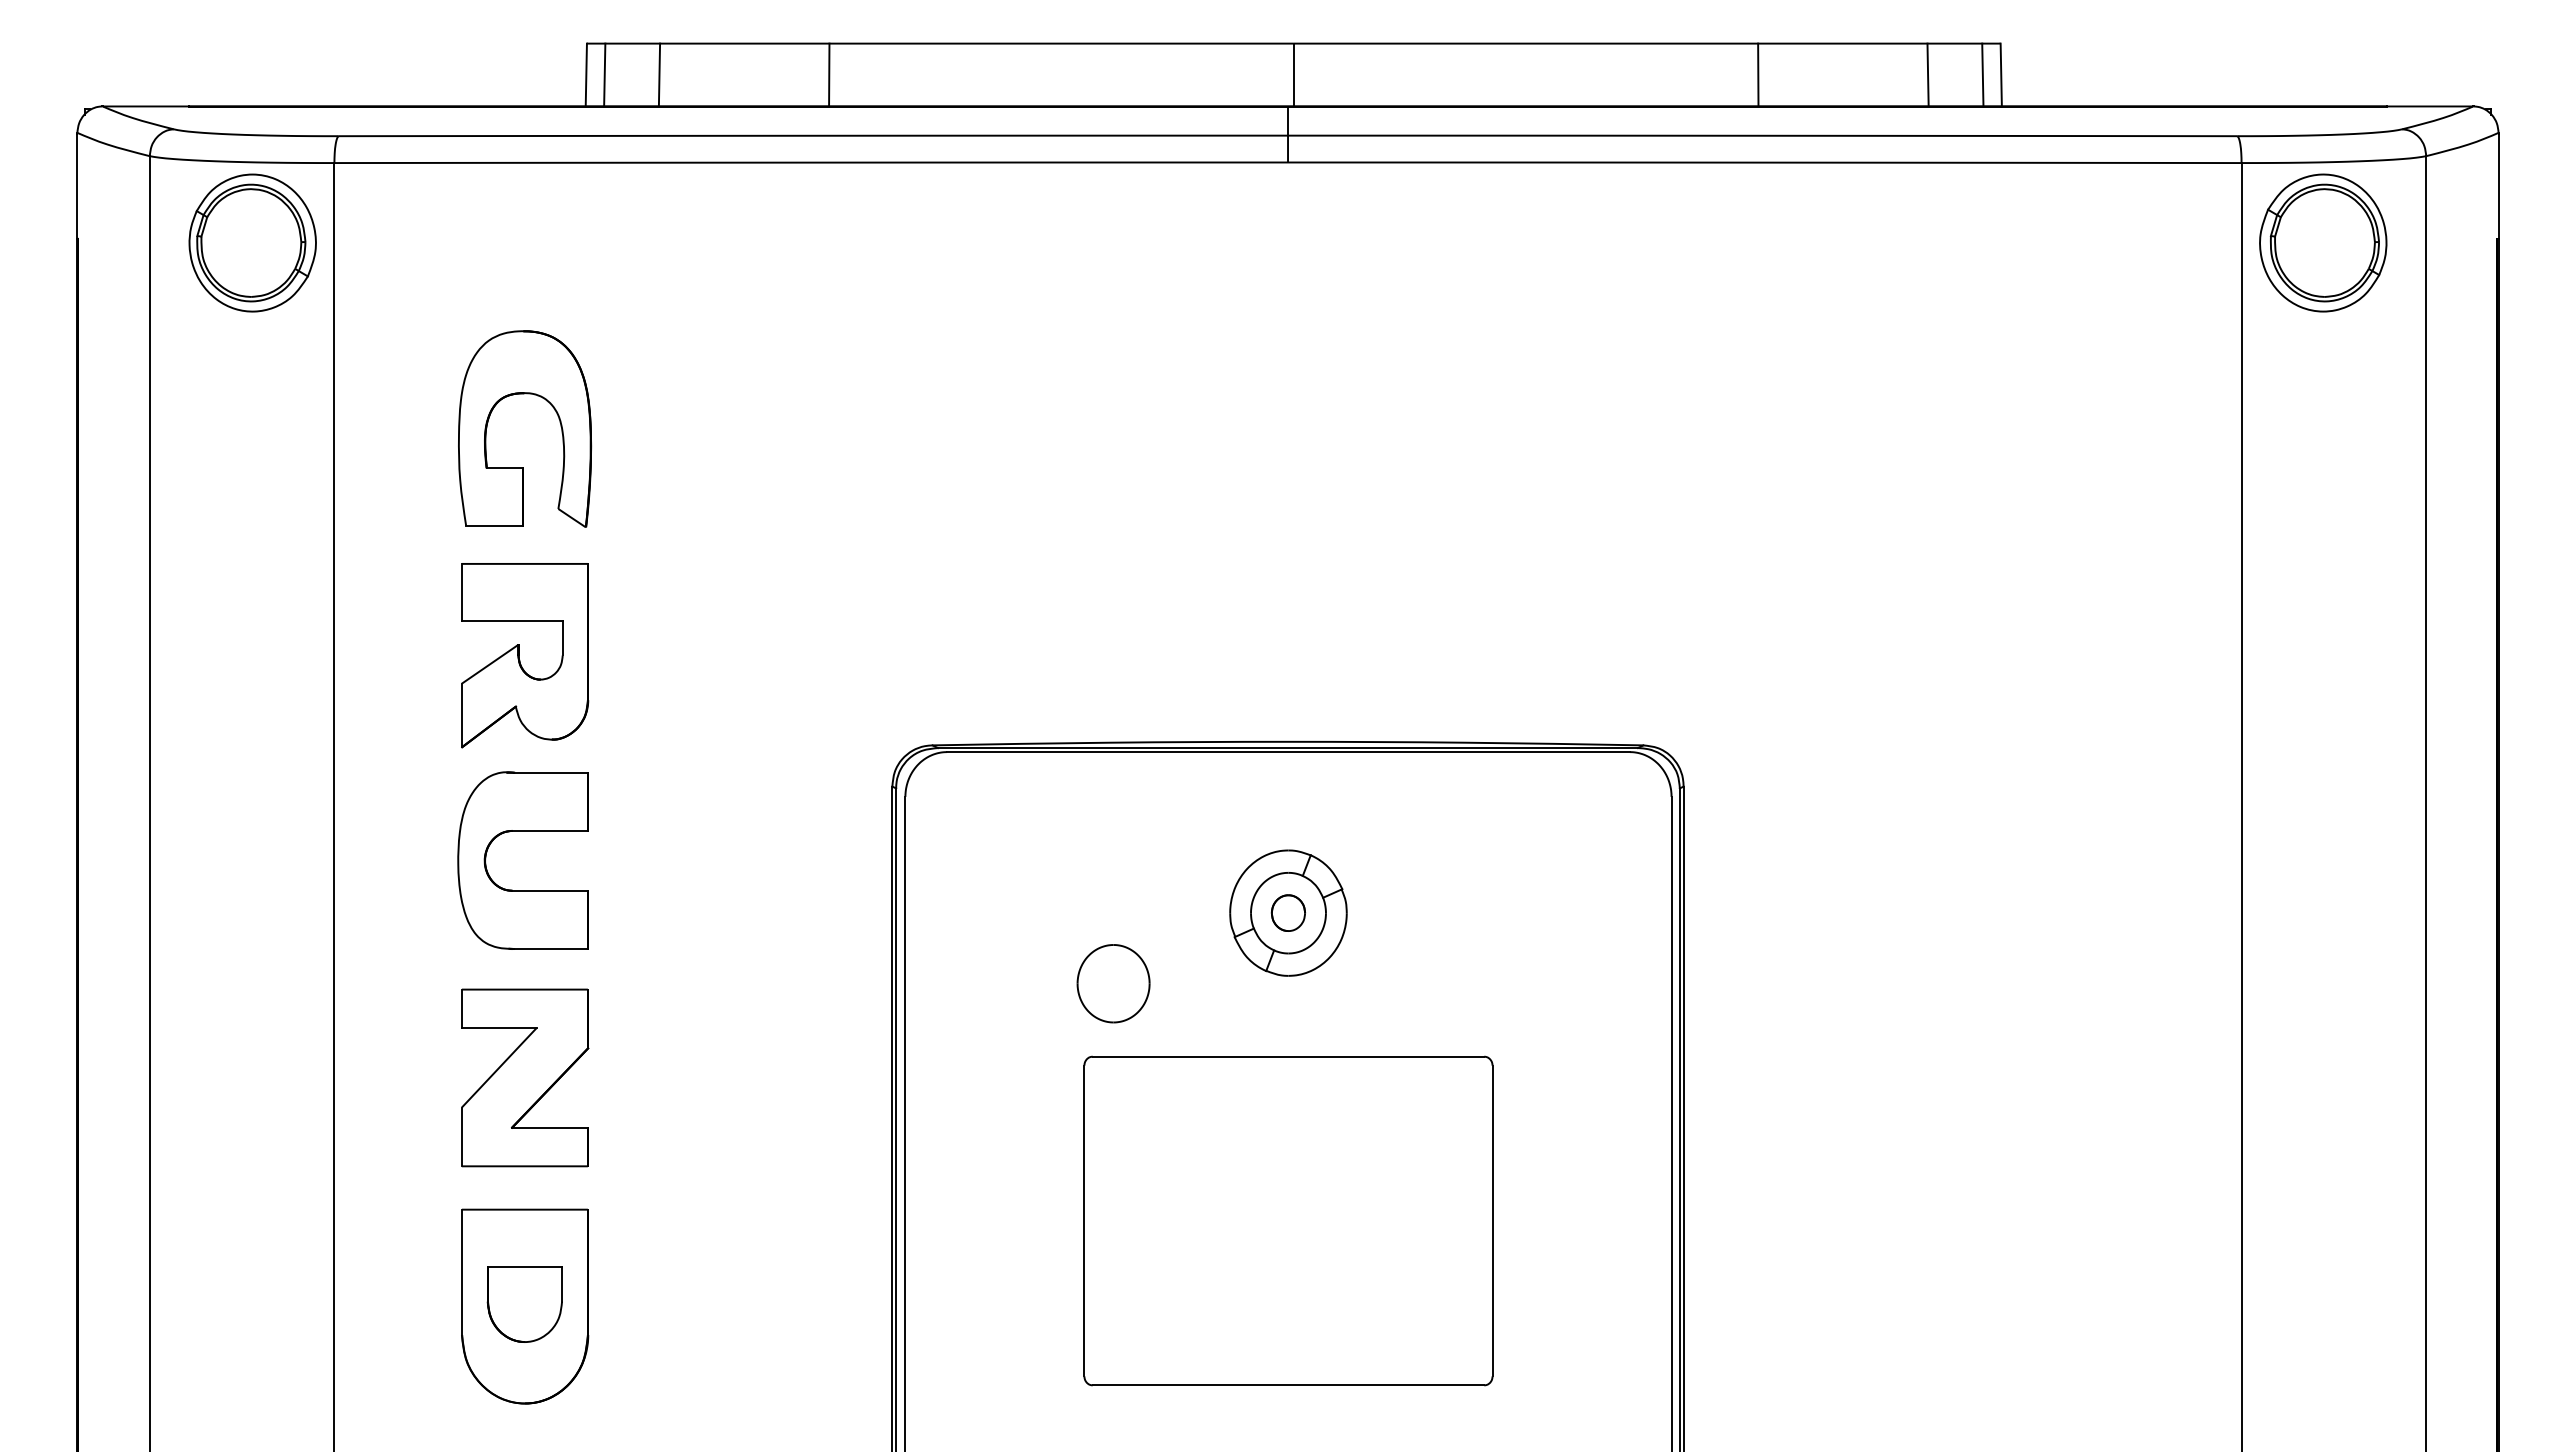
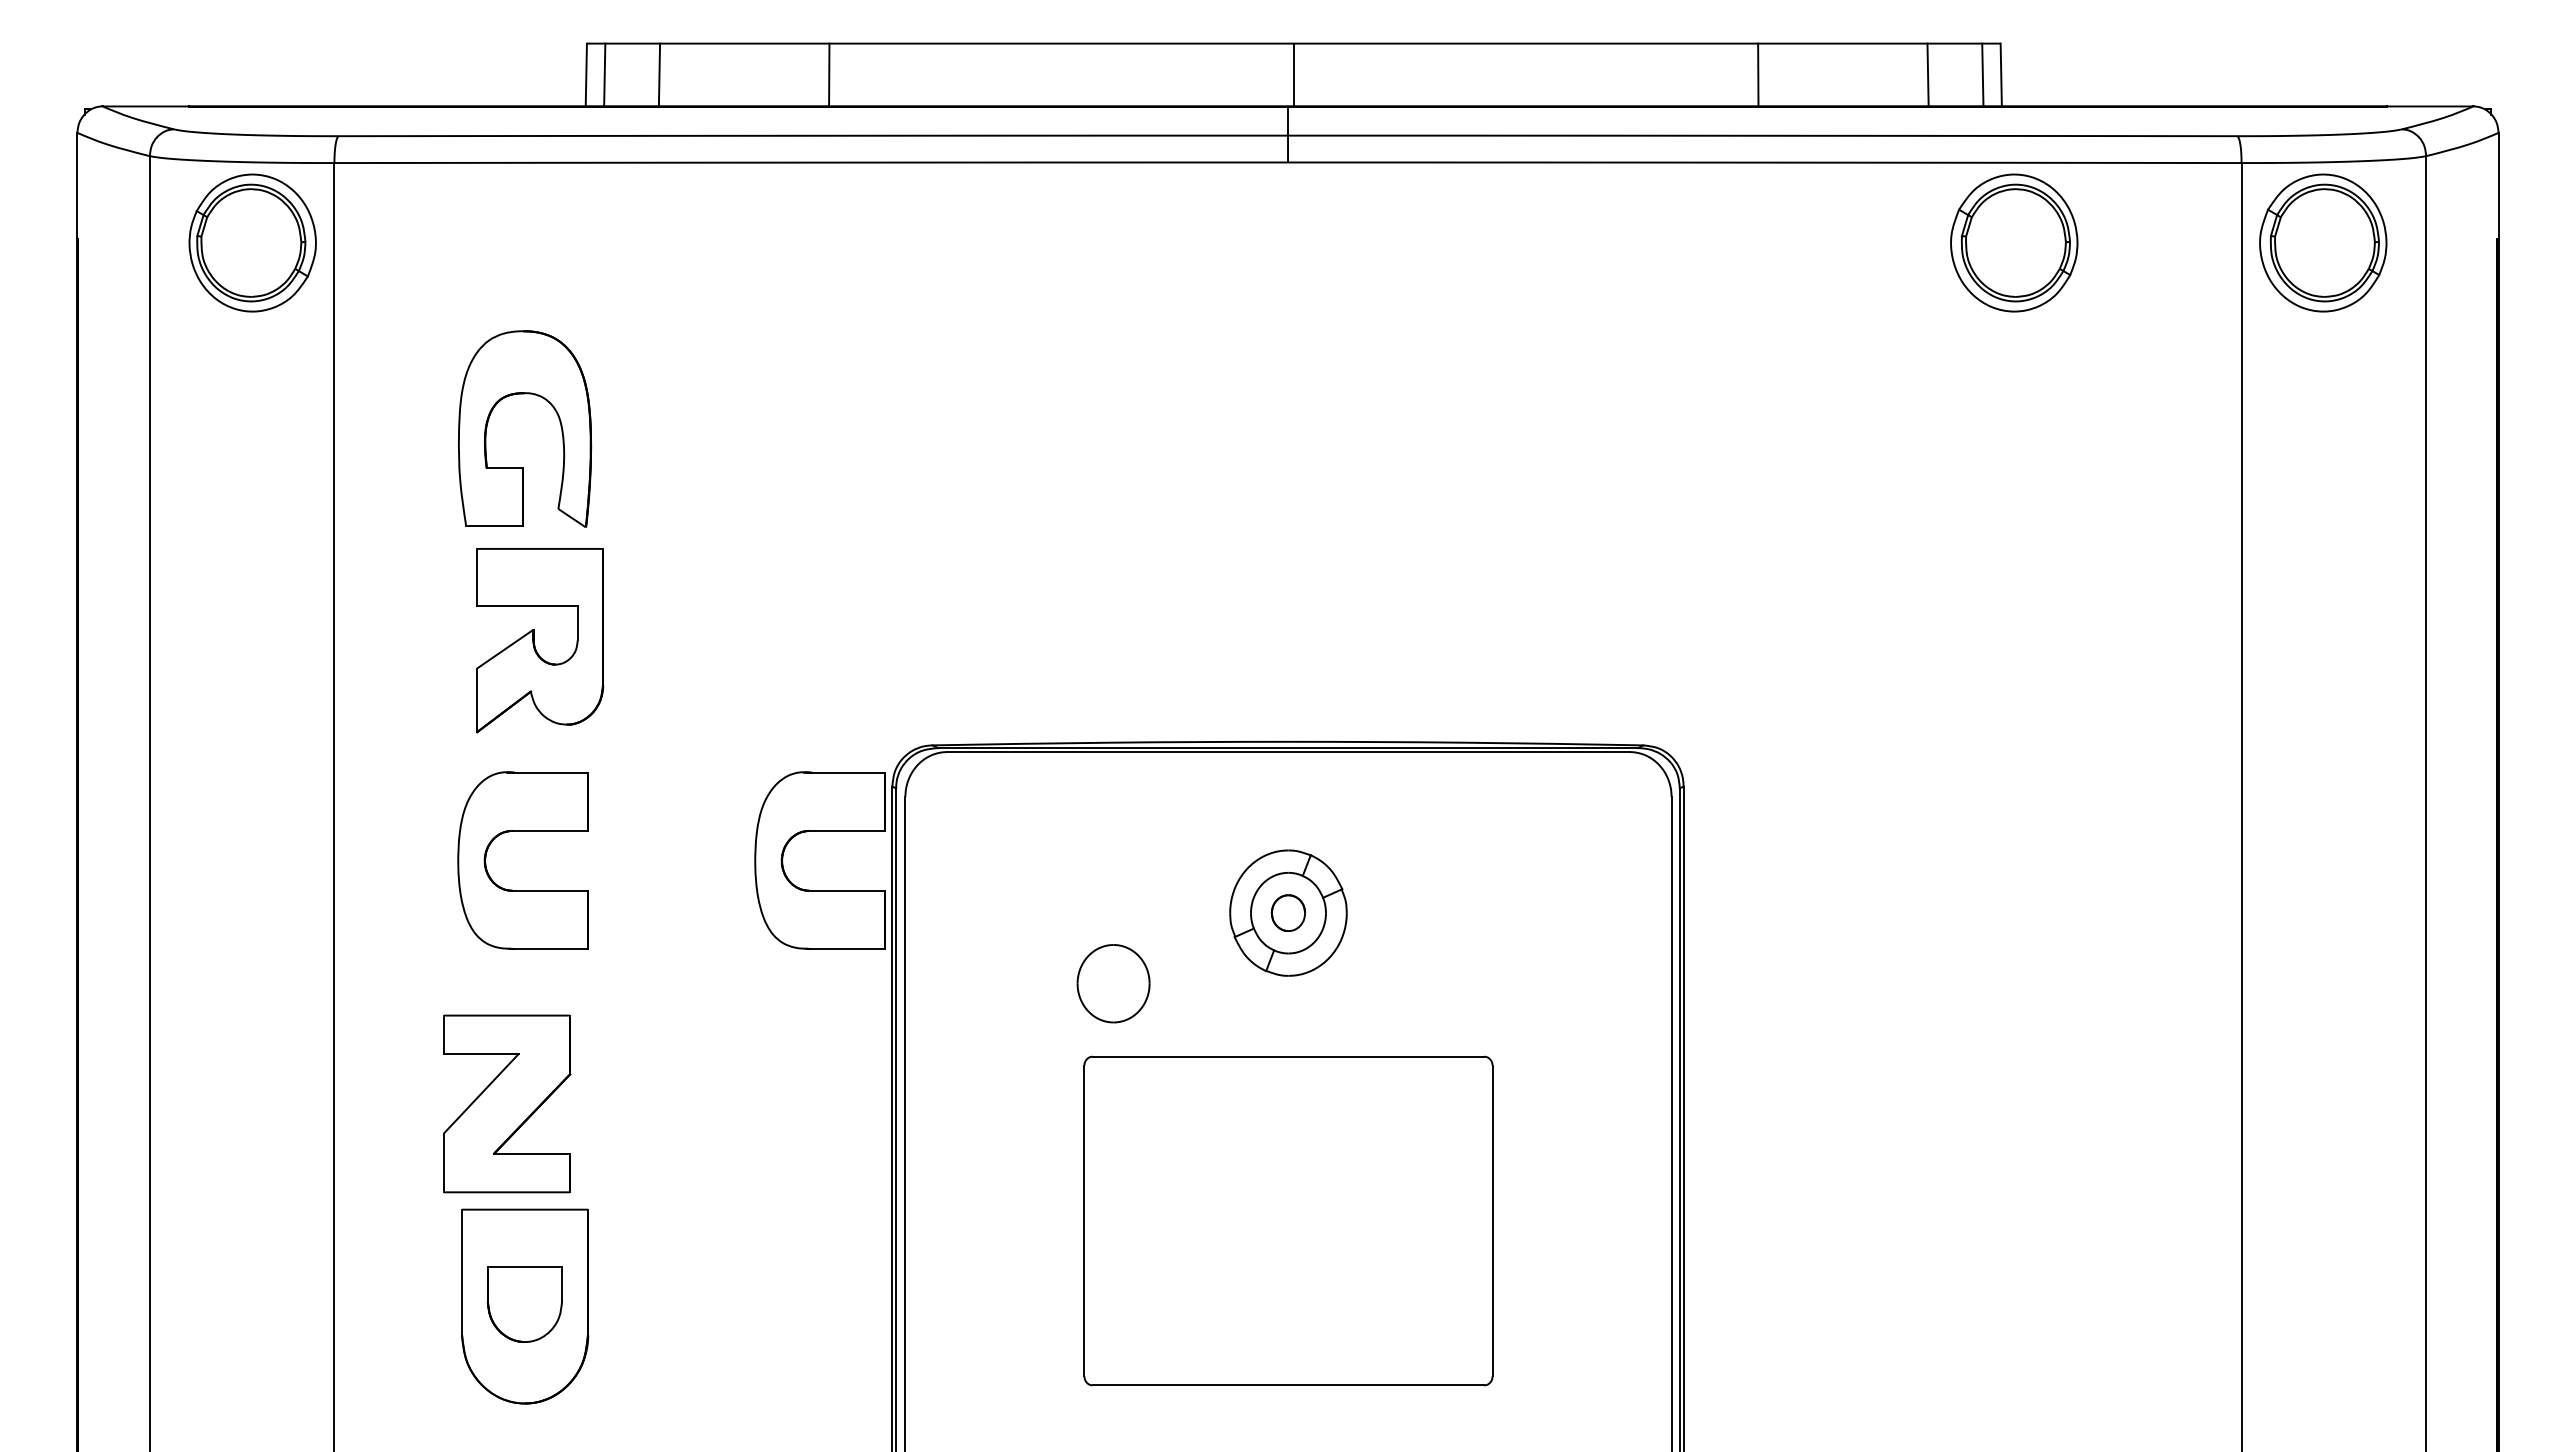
part: none -> present (2014, 242)
part position: (525, 655) -> (540, 640) (540, 640)
part: none -> present (819, 831)
part position: (525, 1077) -> (507, 1103) (507, 1103)
